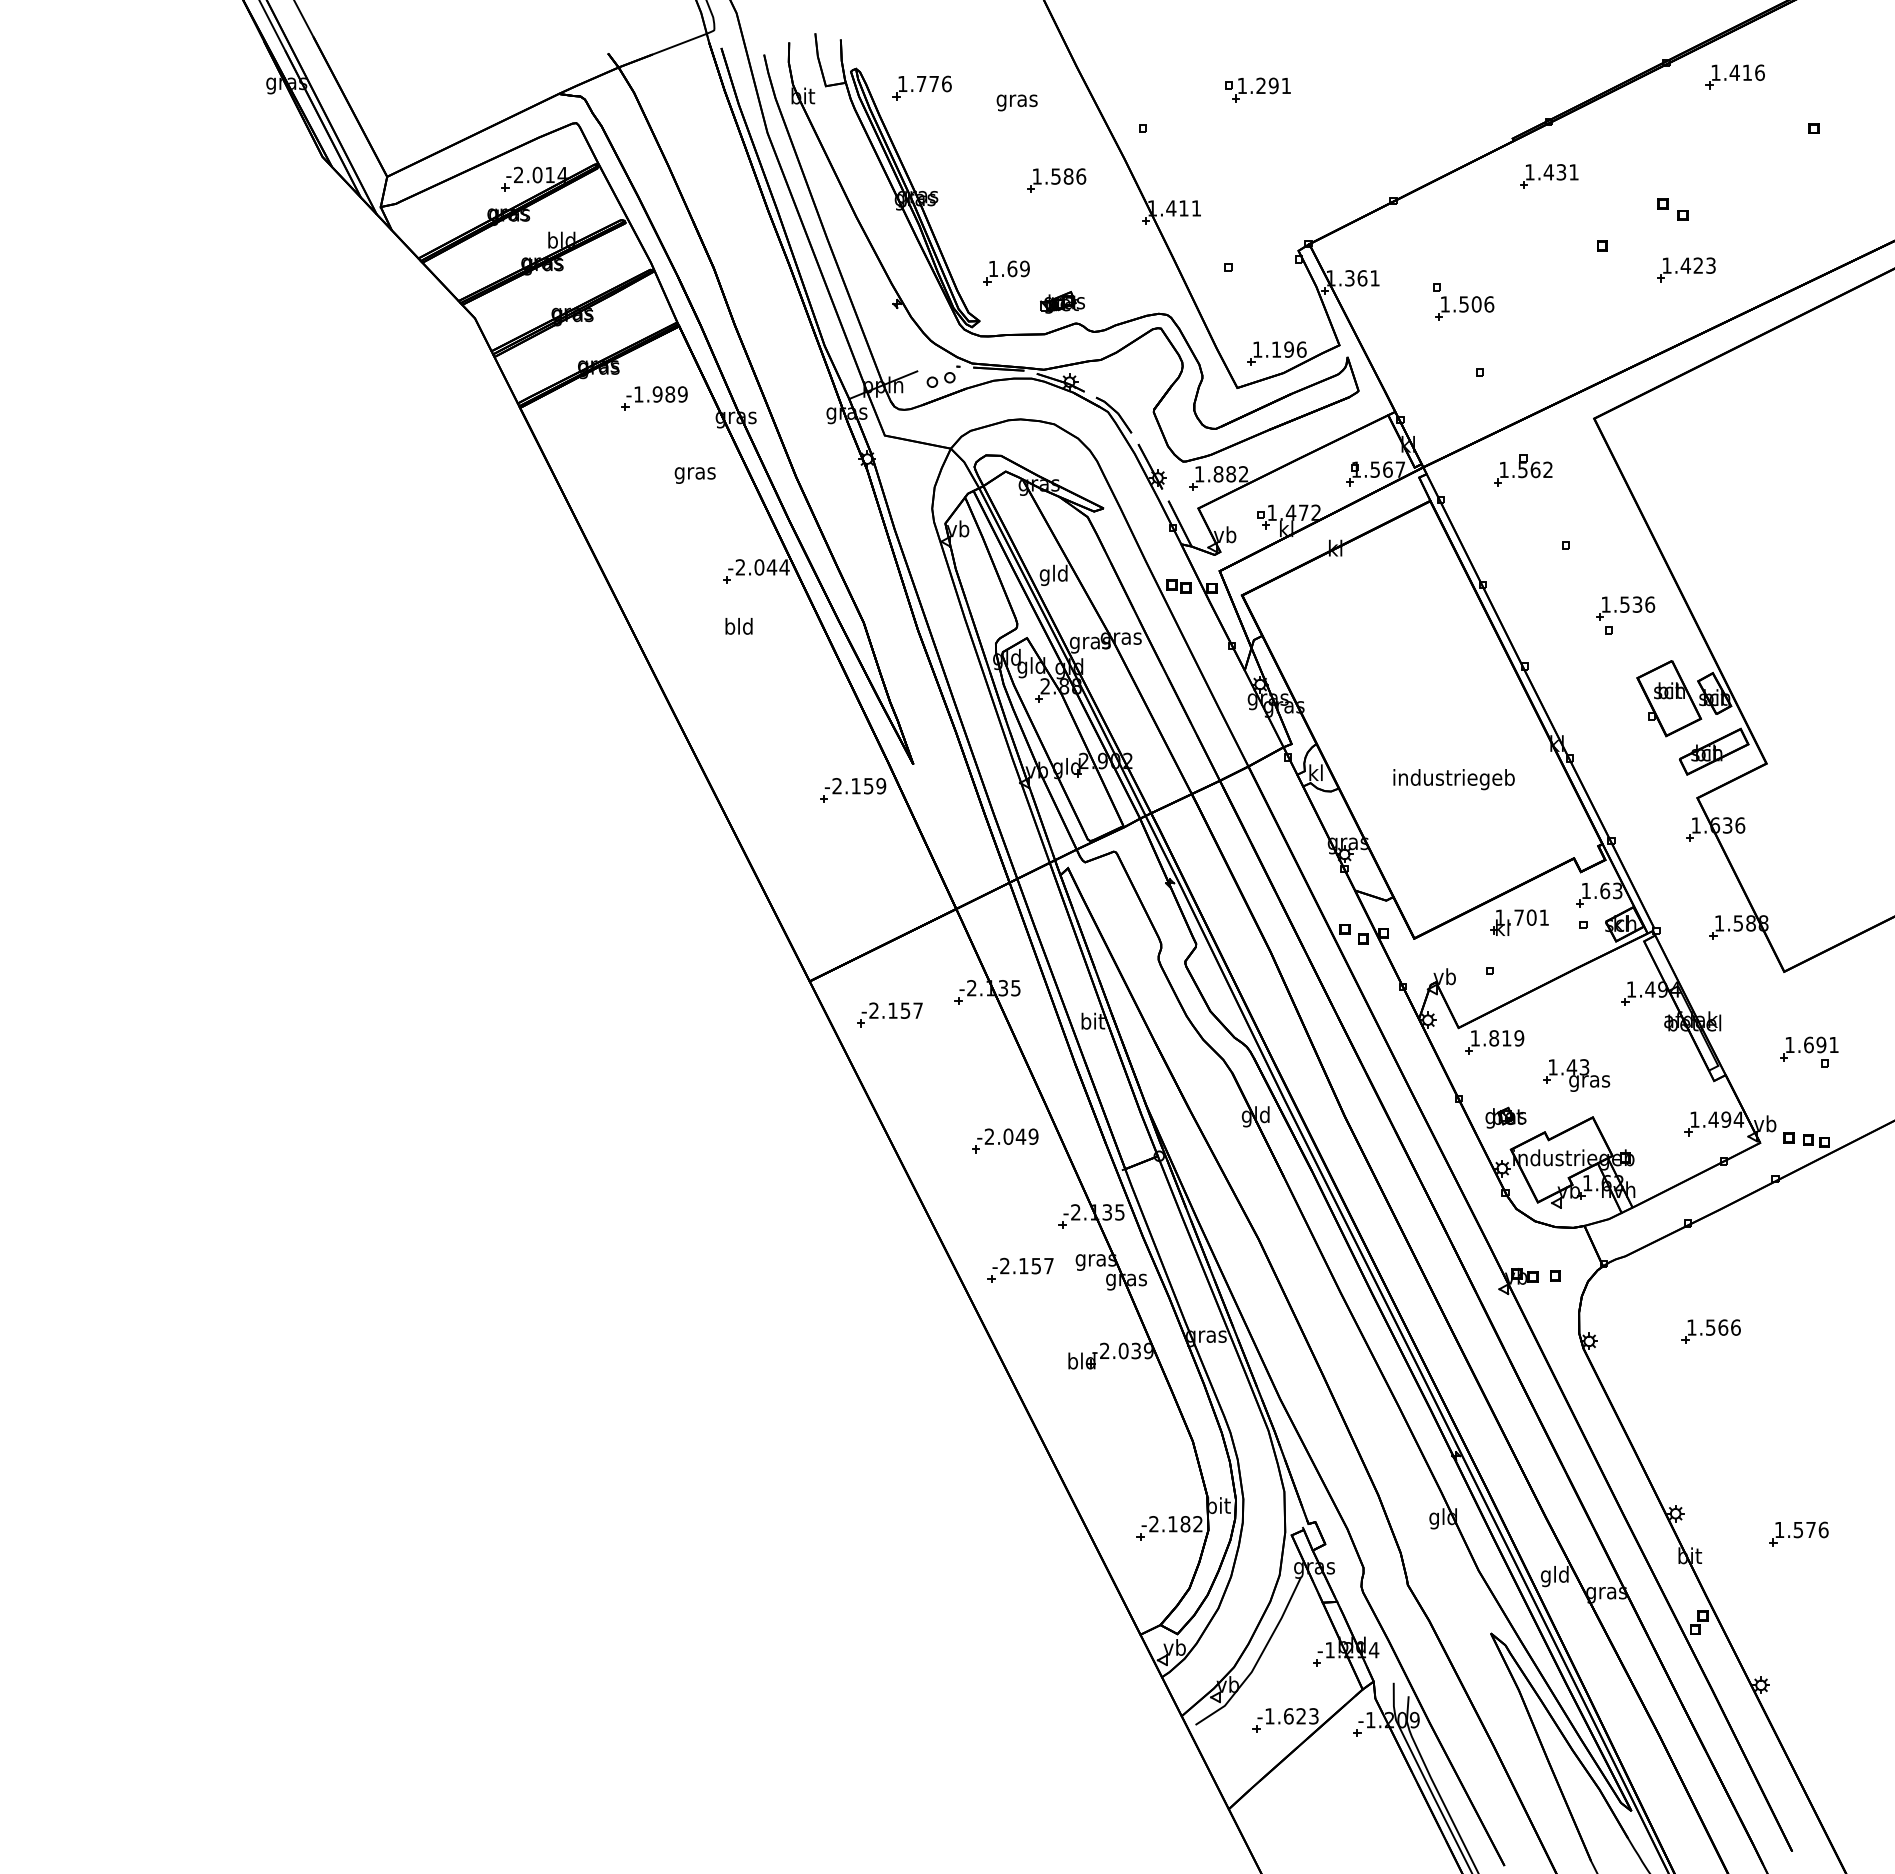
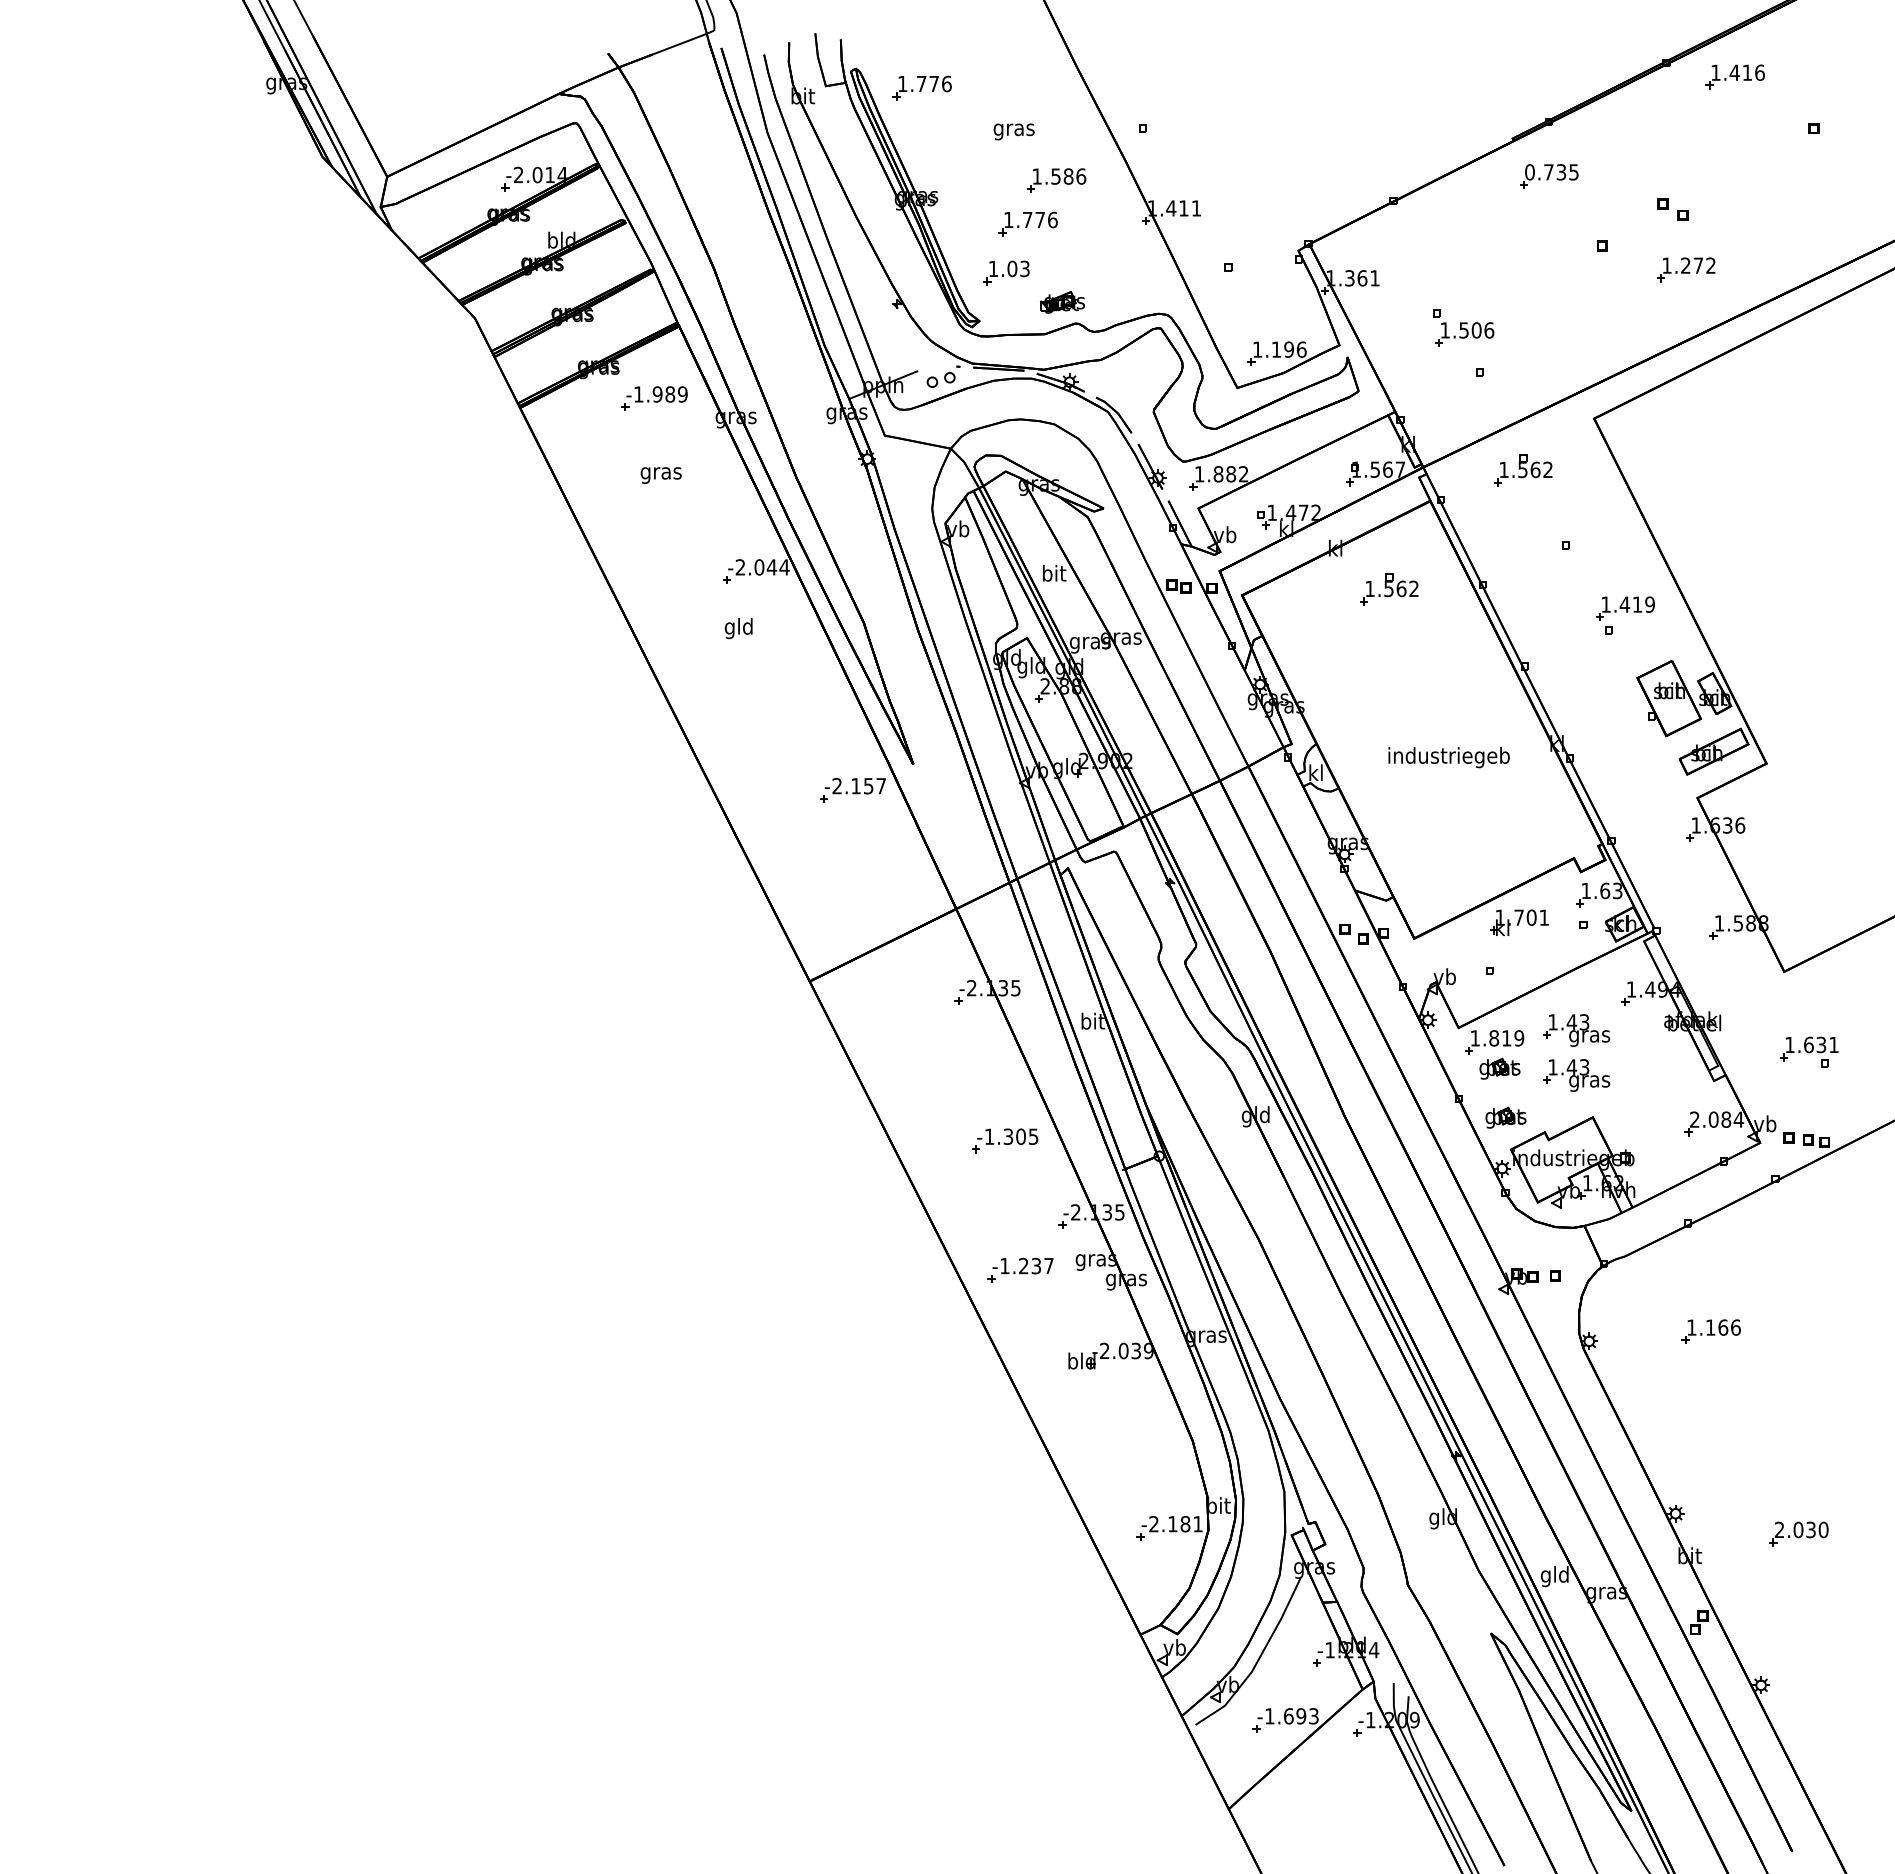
part: present -> none (1257, 89)
text position: (1016, 102) -> (1013, 131) (1013, 131)
text: 1.431 -> 0.735 (1551, 172)
part: none -> present (1027, 223)
text: 1.423 -> 1.272 (1697, 265)
text: 1.69 -> 1.03 (1018, 268)
part position: (1463, 301) -> (1463, 327) (1463, 327)
text position: (694, 475) -> (660, 475) (660, 475)
text: gld -> bit (1053, 575)
part: none -> present (1389, 589)
text: 1.536 -> 1.419 (1637, 604)
text: bld -> gld (729, 628)
text position: (1453, 779) -> (1448, 757) (1448, 757)
text: -2.159 -> -2.157 (881, 786)
part: present -> none (889, 1014)
part: none -> present (1576, 1030)
text: 1.691 -> 1.631 (1821, 1044)
part: none -> present (1499, 1068)
text: 1.494 -> 2.084 (1710, 1119)
text: -2.049 -> -1.305 (1011, 1136)
text: -2.157 -> -1.237 (1020, 1265)
text: 1.566 -> 1.166 (1710, 1327)
text: -2.182 -> -2.181 (1197, 1524)
text: 1.576 -> 2.030 (1801, 1529)
text: -1.623 -> -1.693 (1301, 1716)
